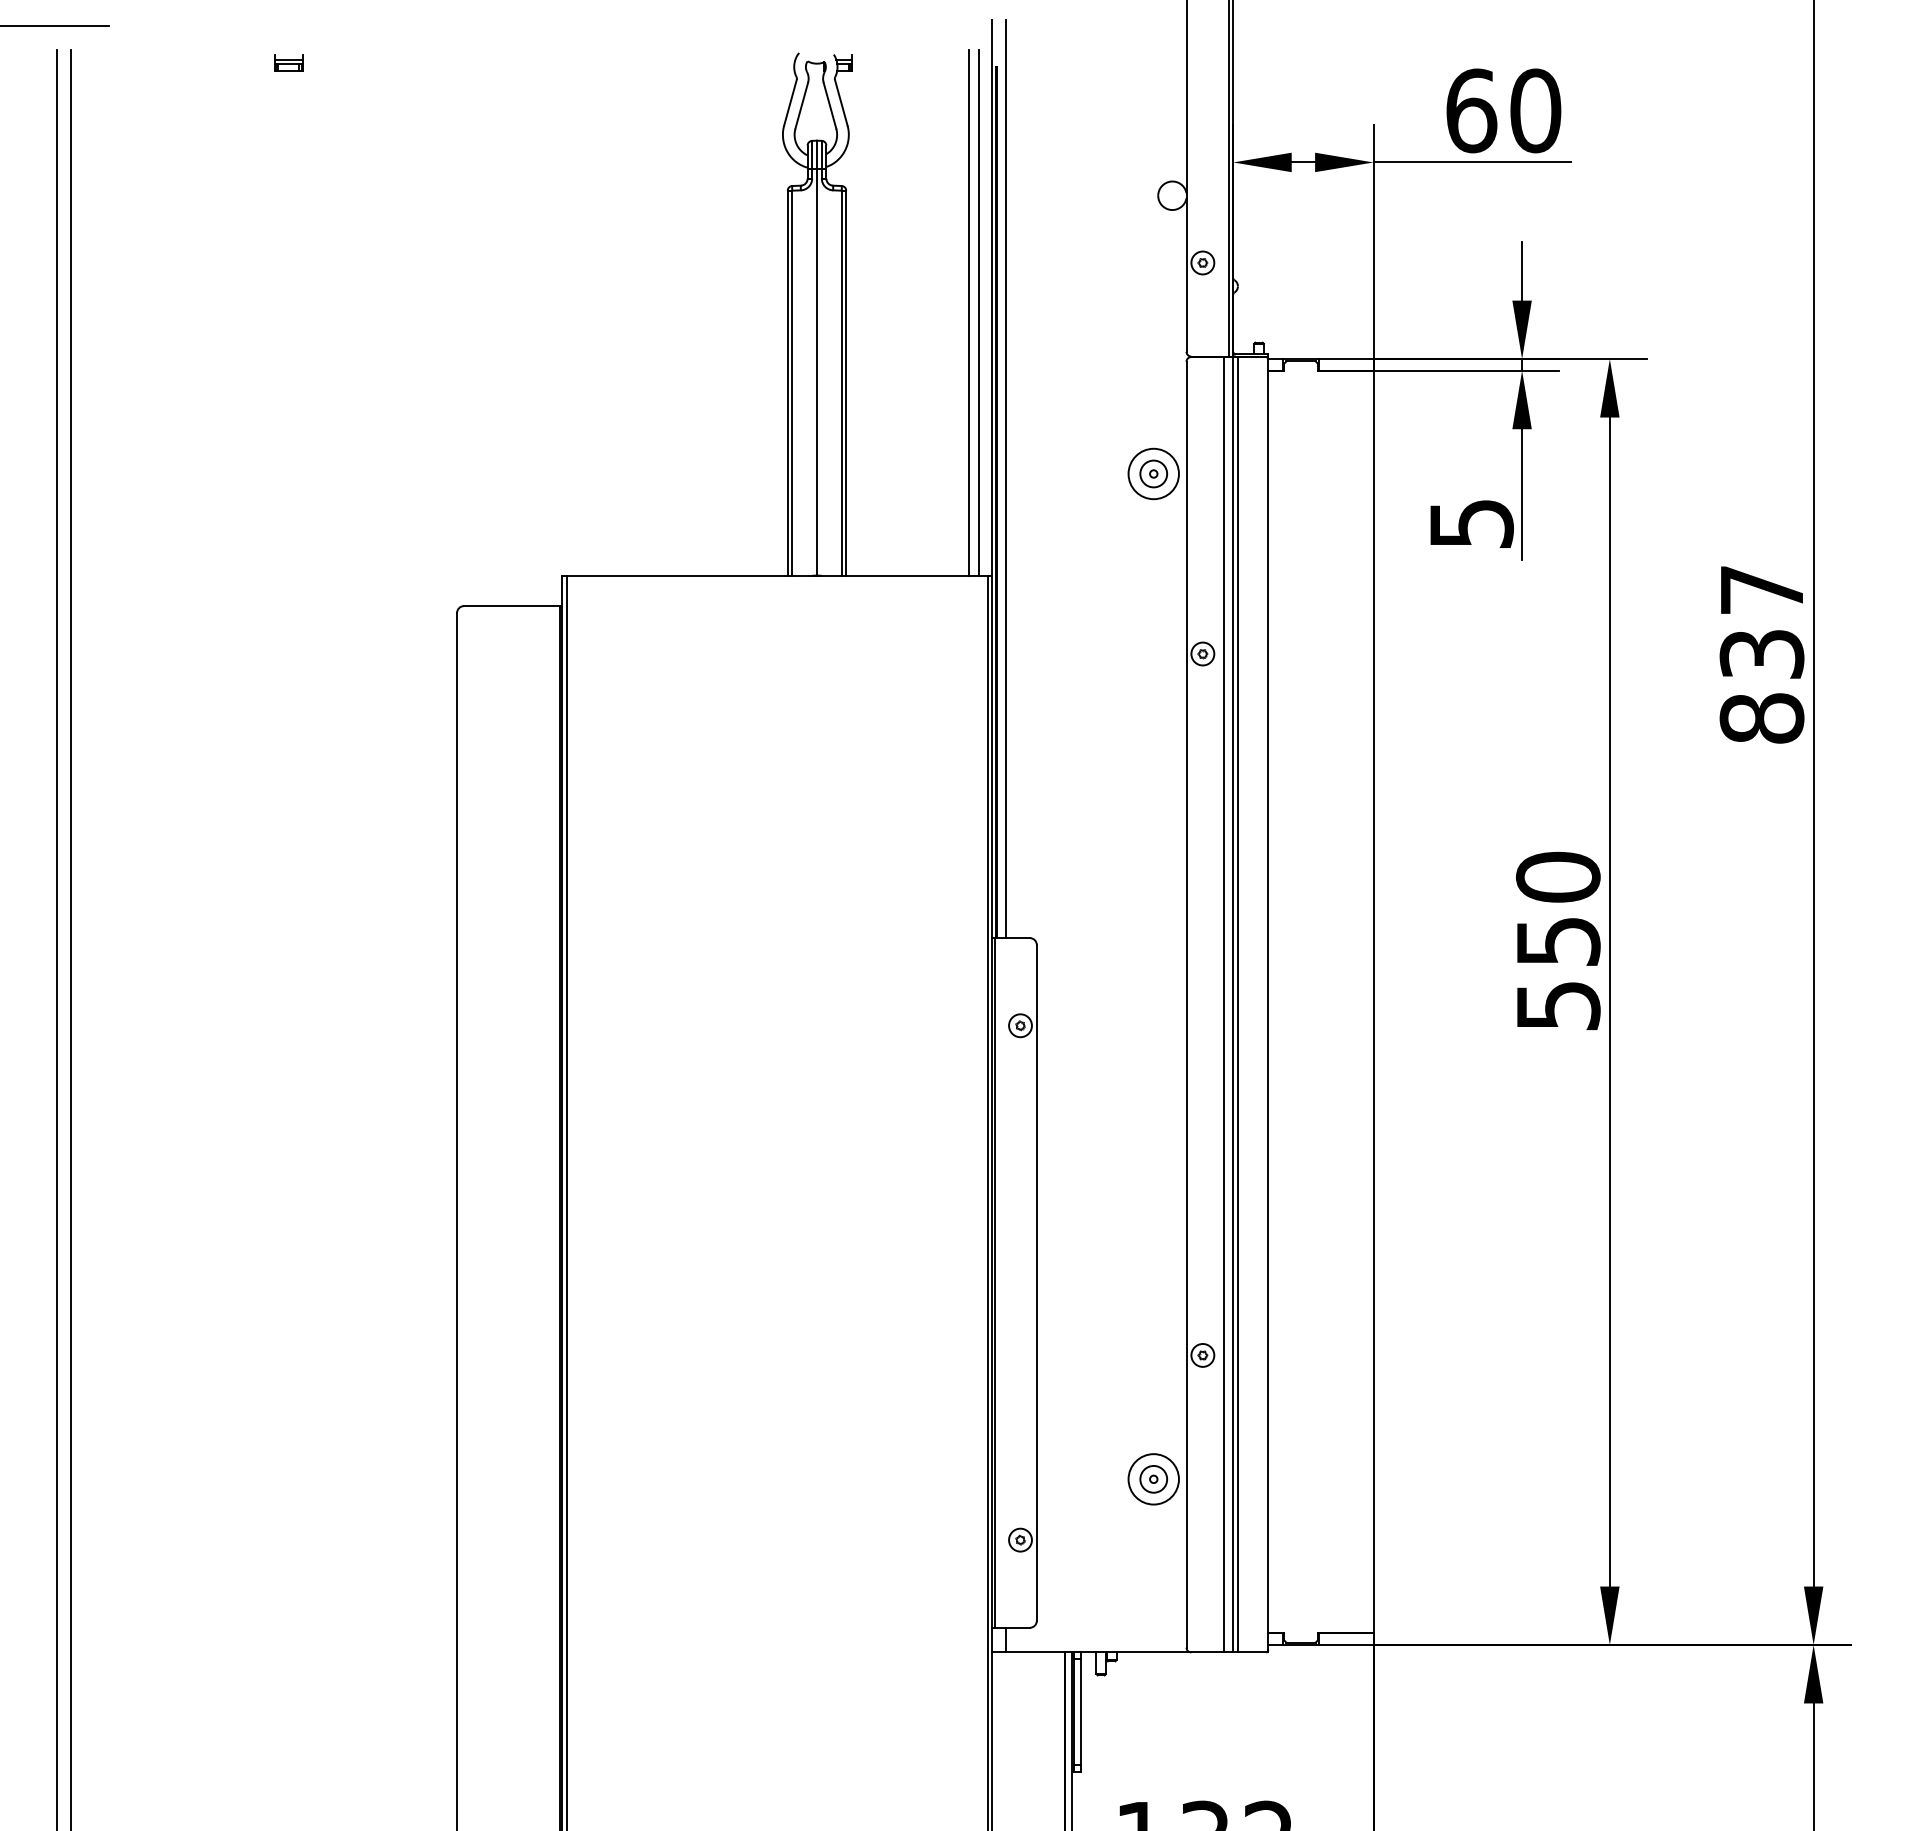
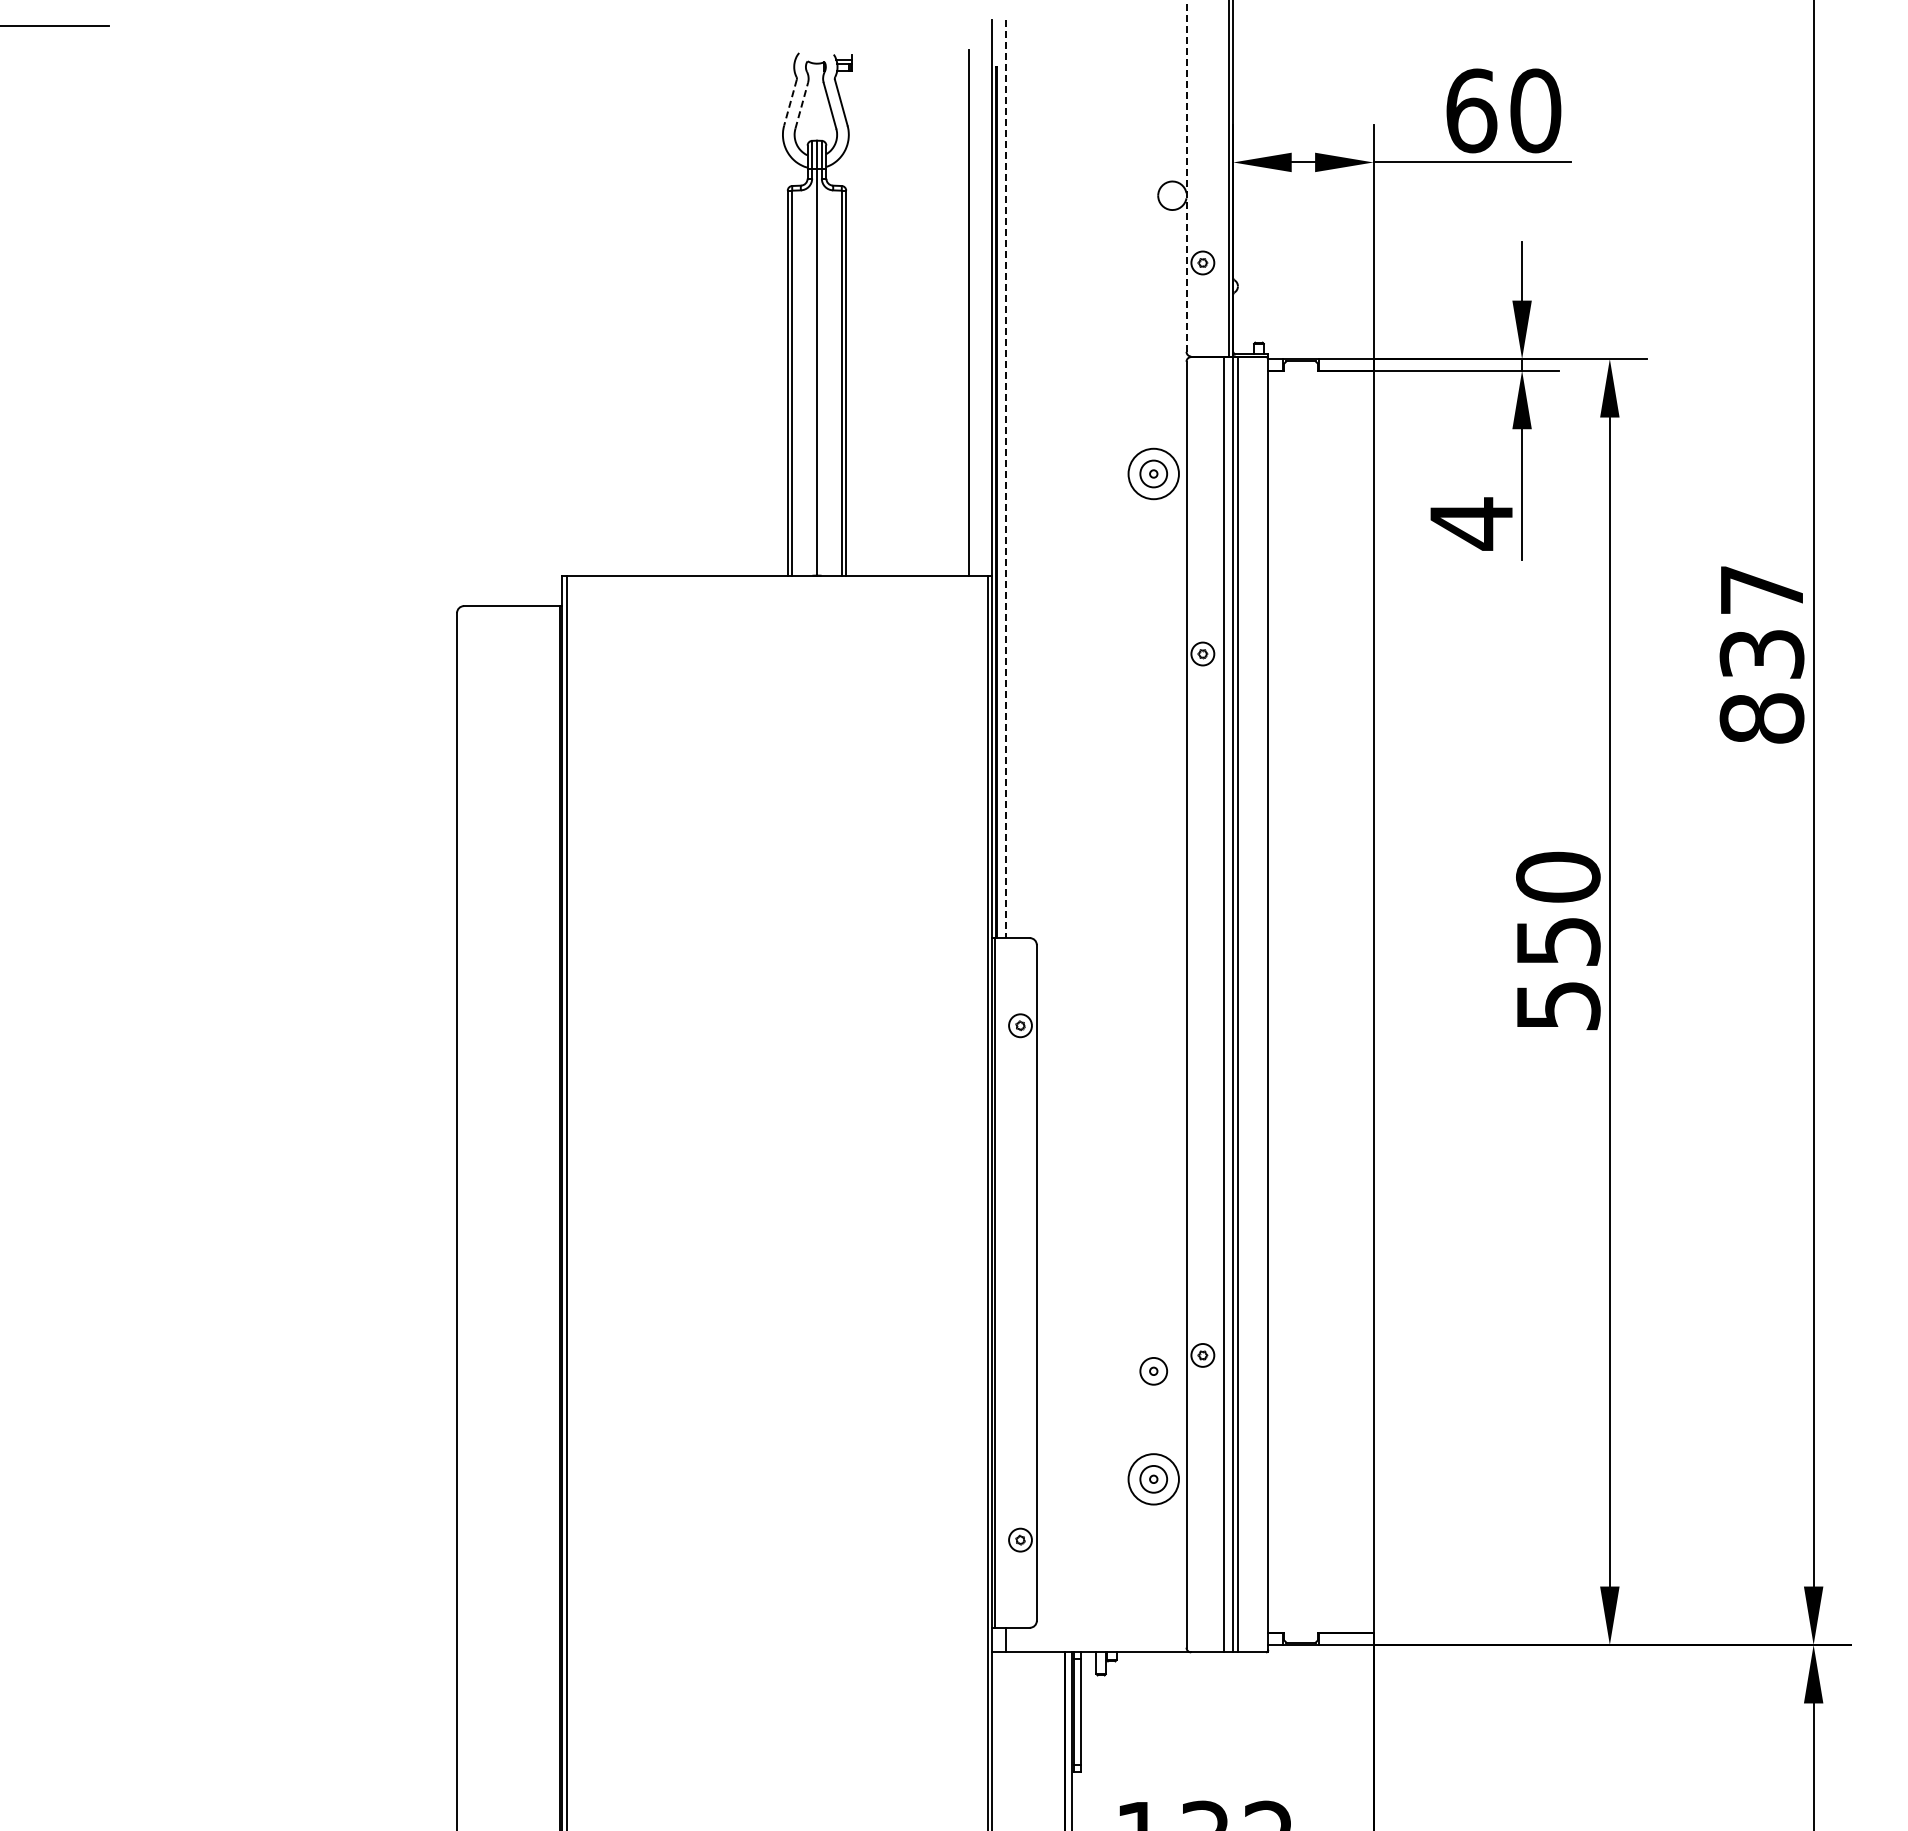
part: present -> none (288, 62)
line: solid -> dashed (790, 102)
line: solid -> dashed (801, 105)
line: solid -> dashed (1186, 175)
line: present -> none (979, 312)
line: solid -> dashed (1006, 479)
text: 5 -> 4 (1471, 523)
line: present -> none (57, 938)
line: present -> none (71, 938)
part: none -> present (1153, 1371)
